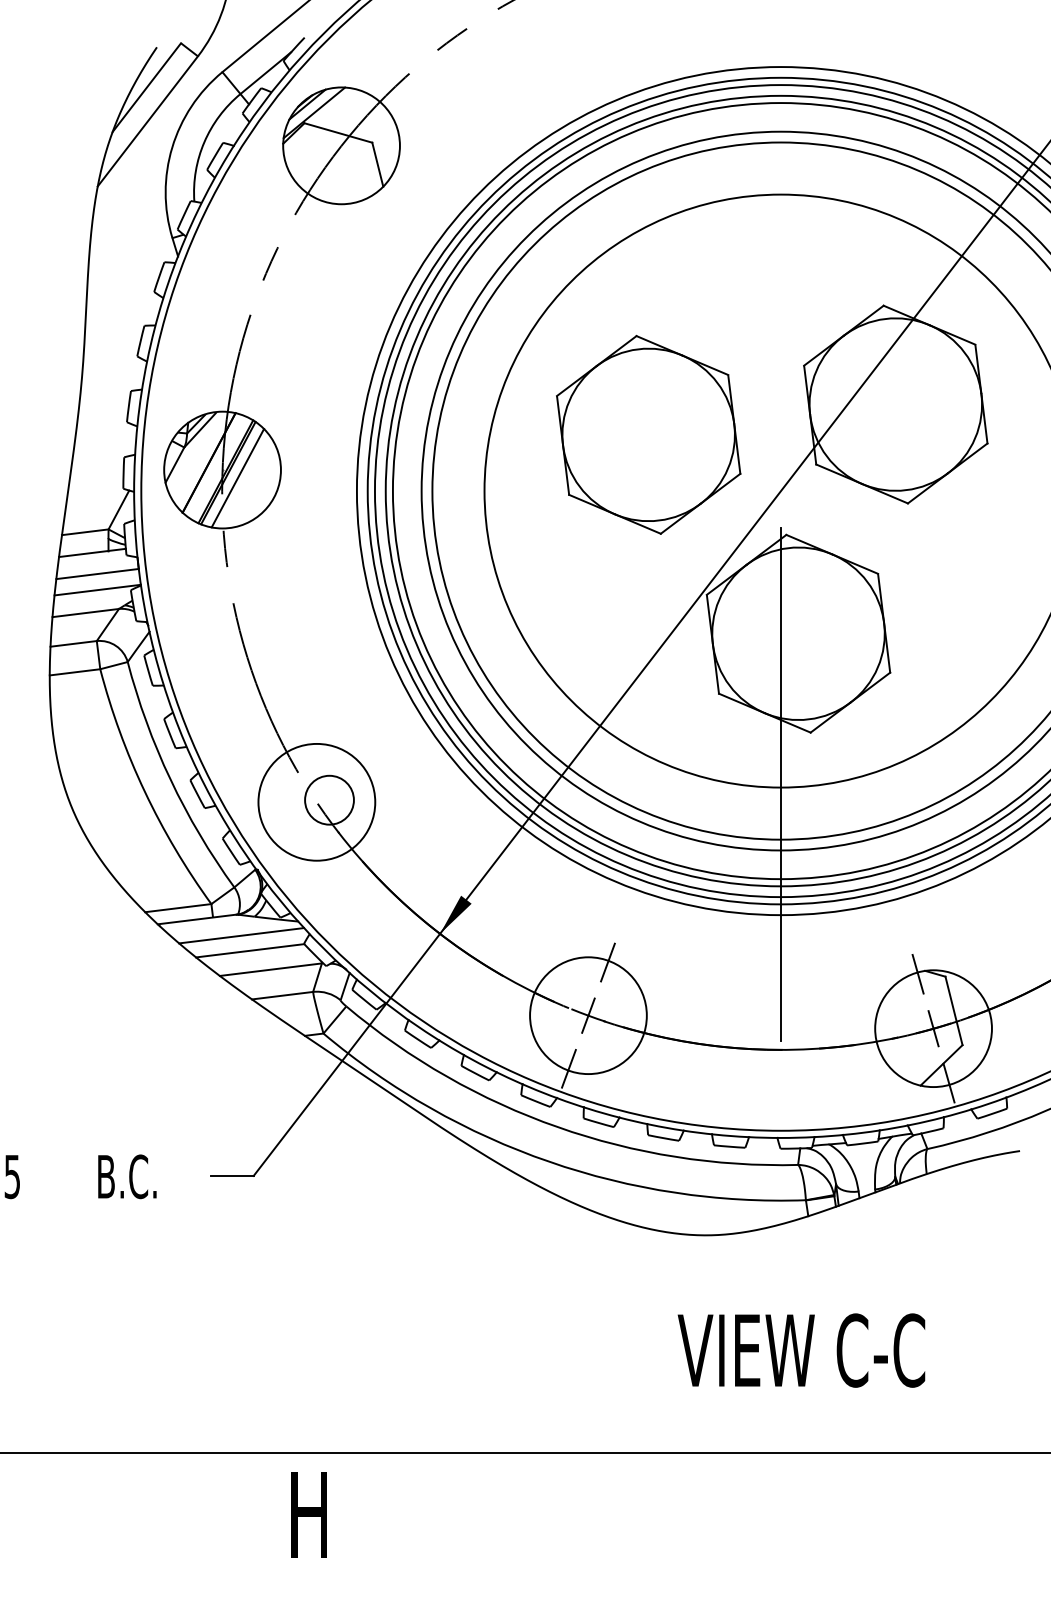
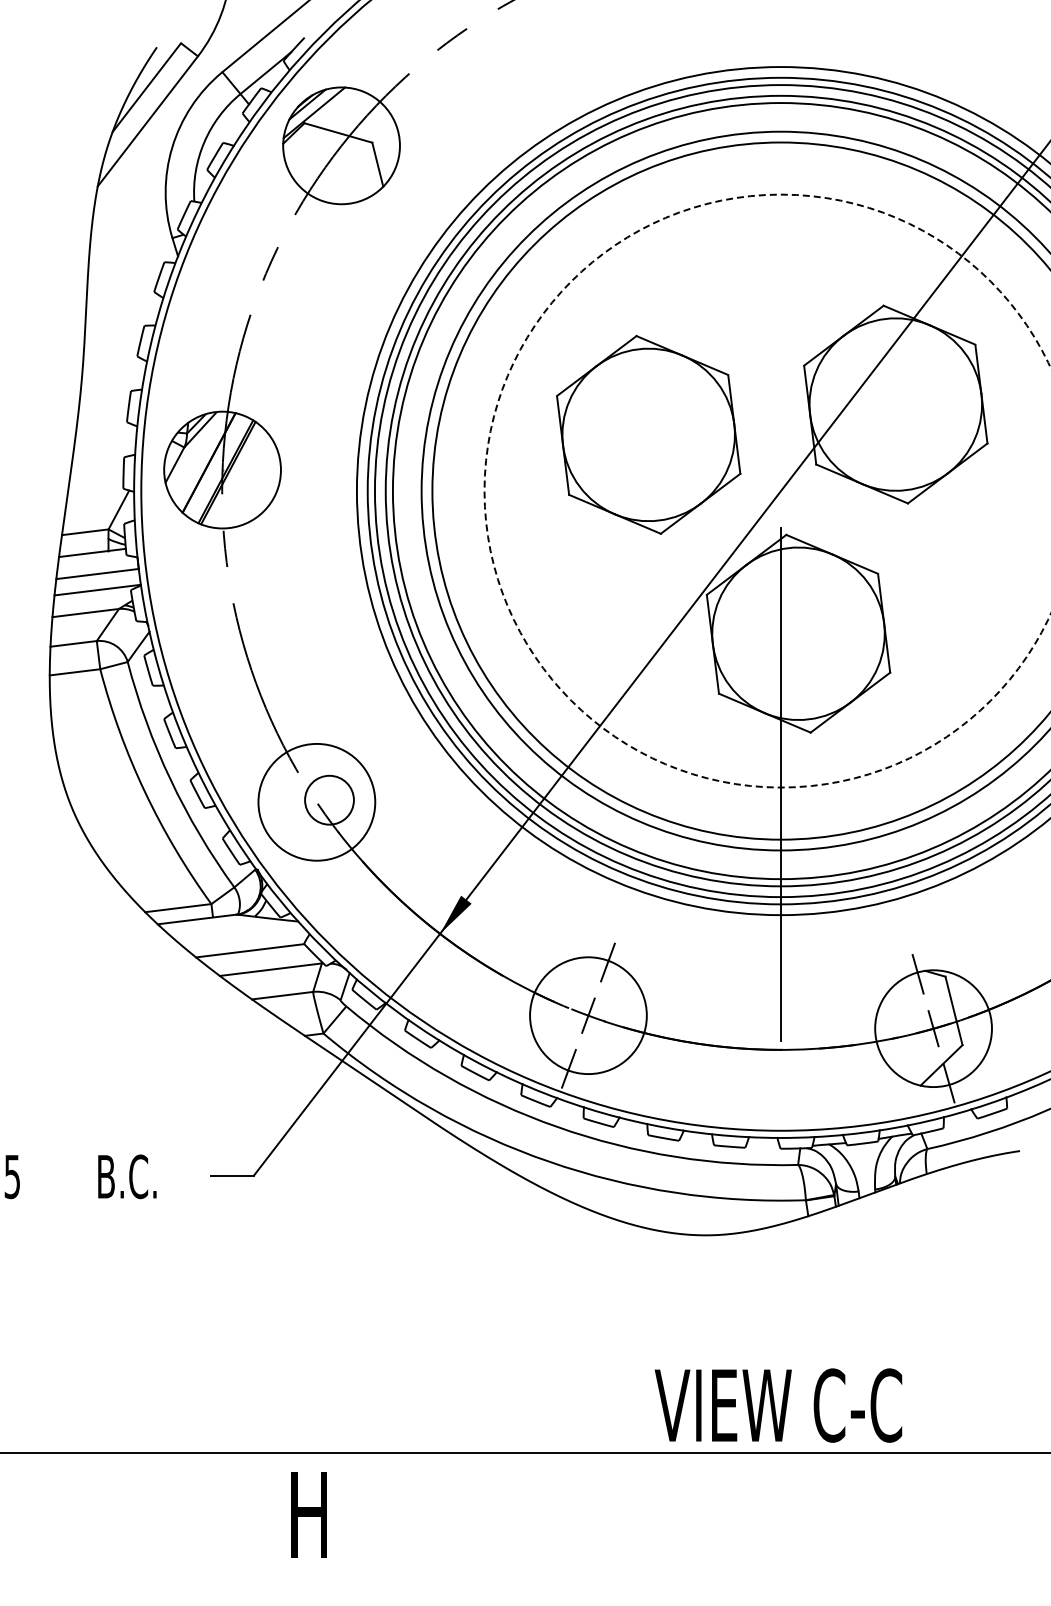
line: present -> none (237, 477)
circle: solid -> dashed (767, 490)
line: present -> none (241, 935)
text position: (801, 1350) -> (778, 1405) (778, 1405)
